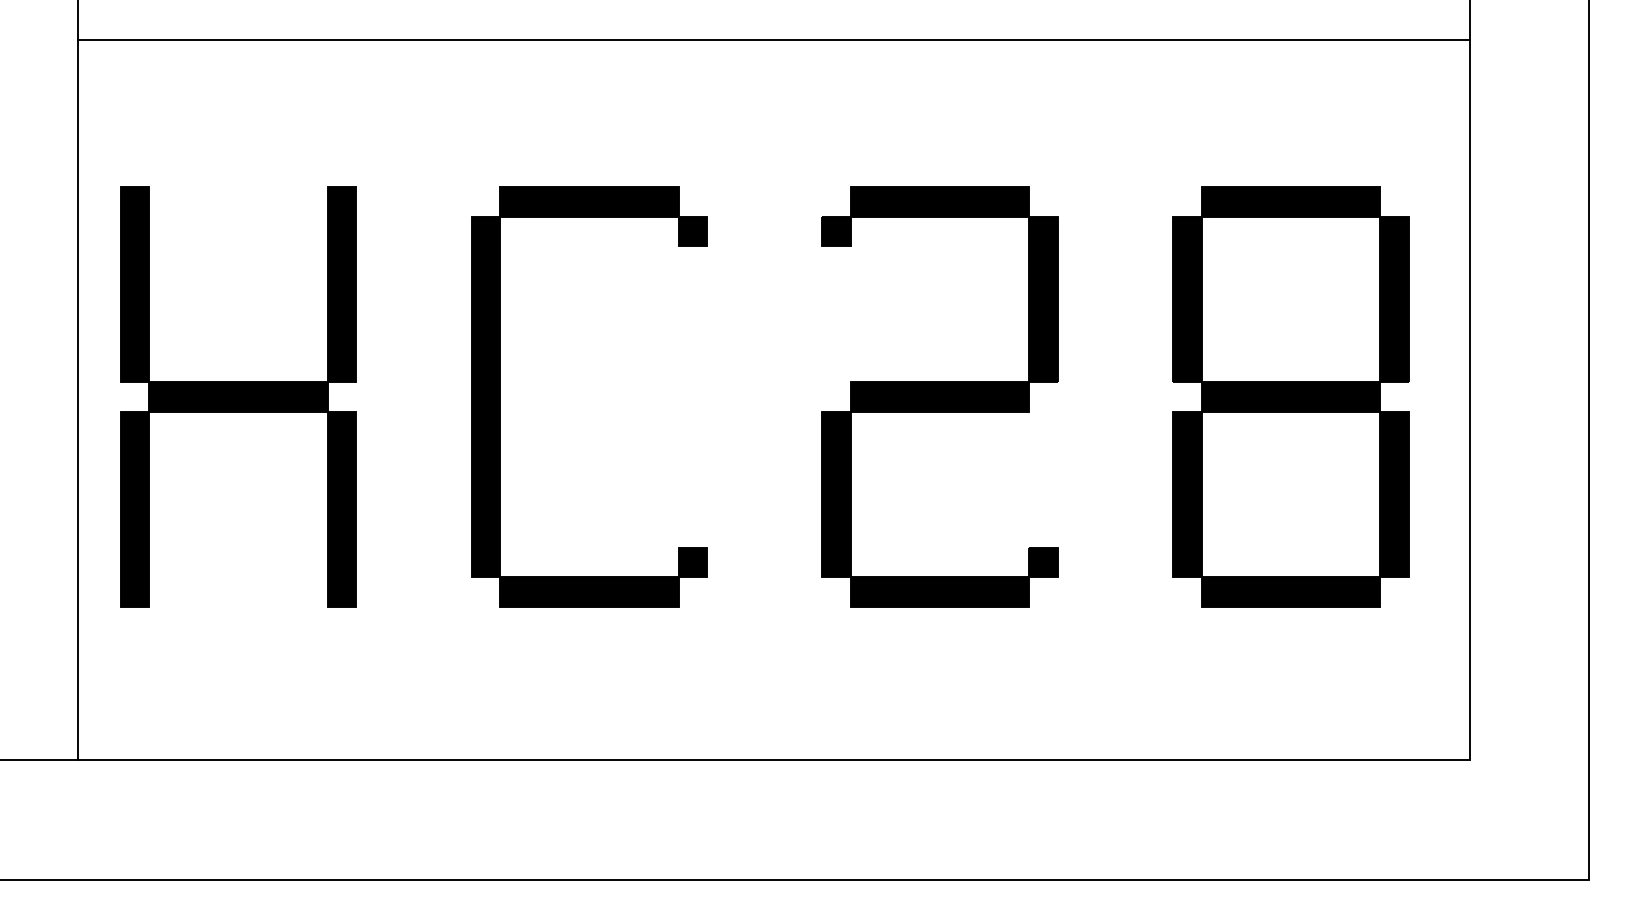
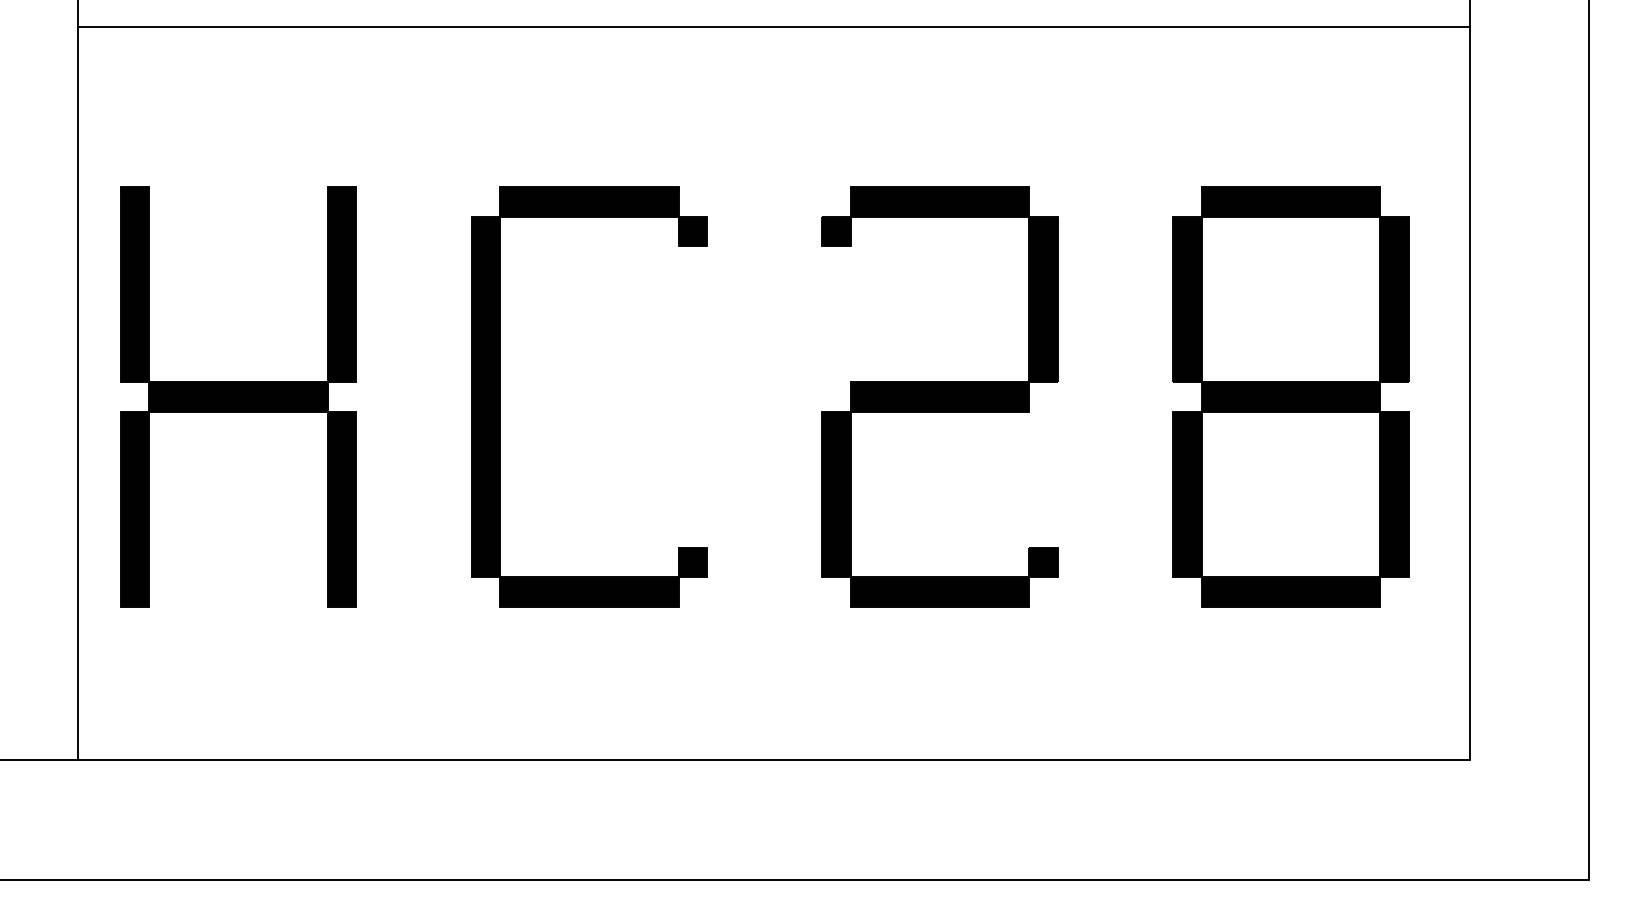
line position: (773, 40) -> (773, 27) (773, 27)
